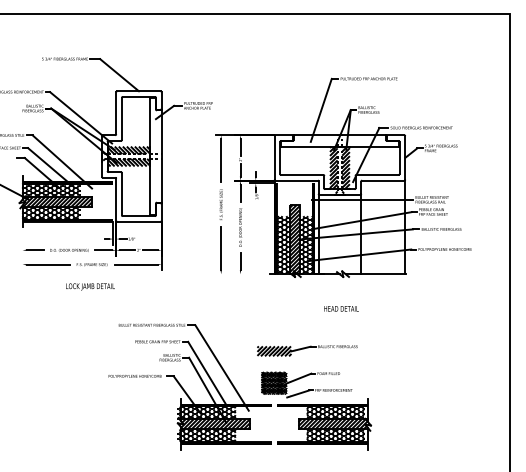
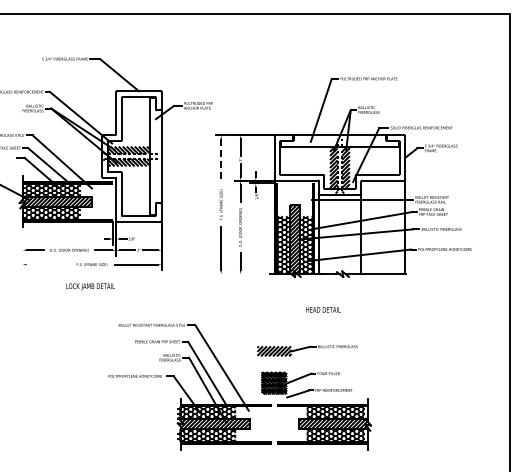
line: solid -> dashed (221, 160)
line: present -> none (47, 264)
text position: (341, 308) -> (323, 309) (323, 309)
